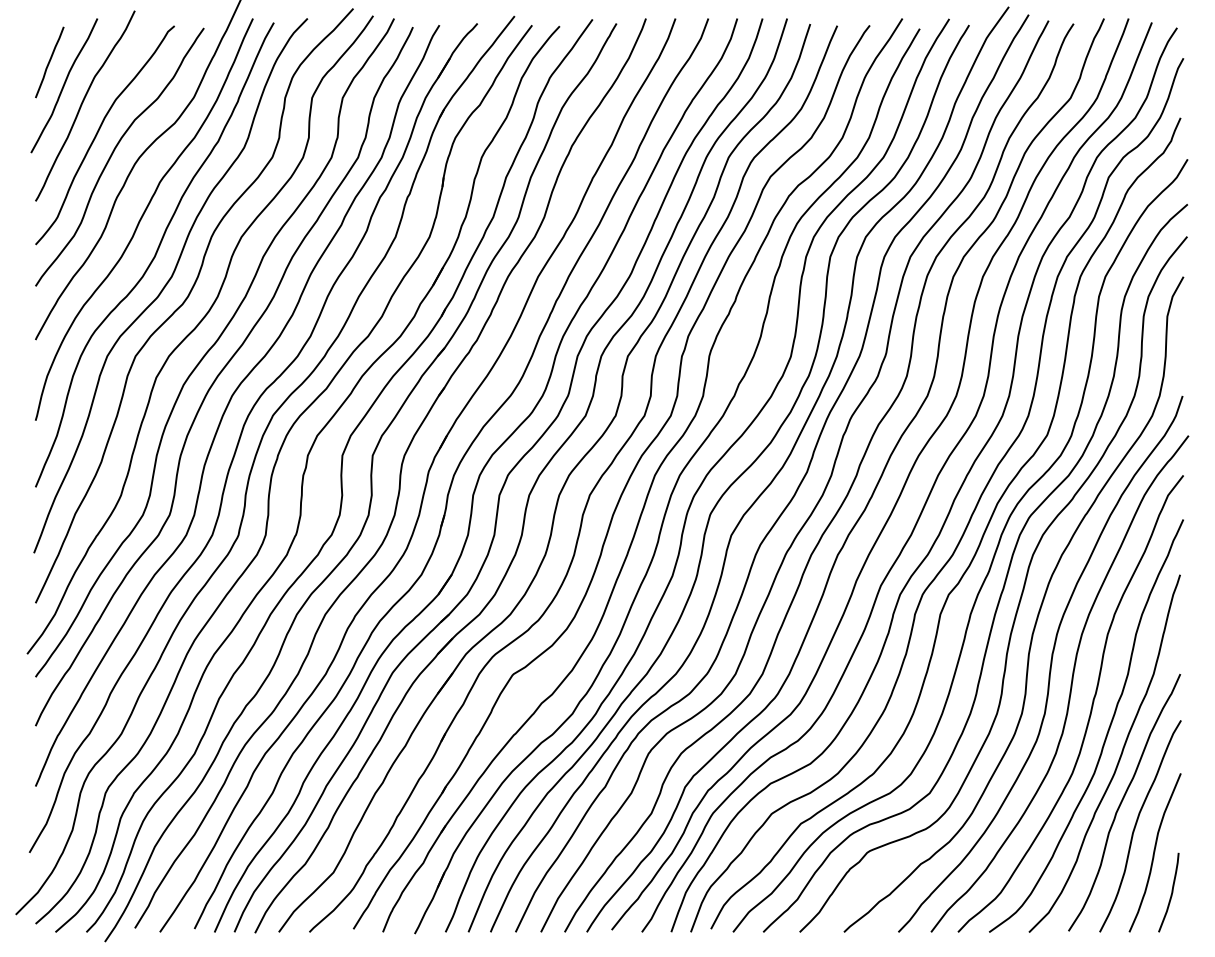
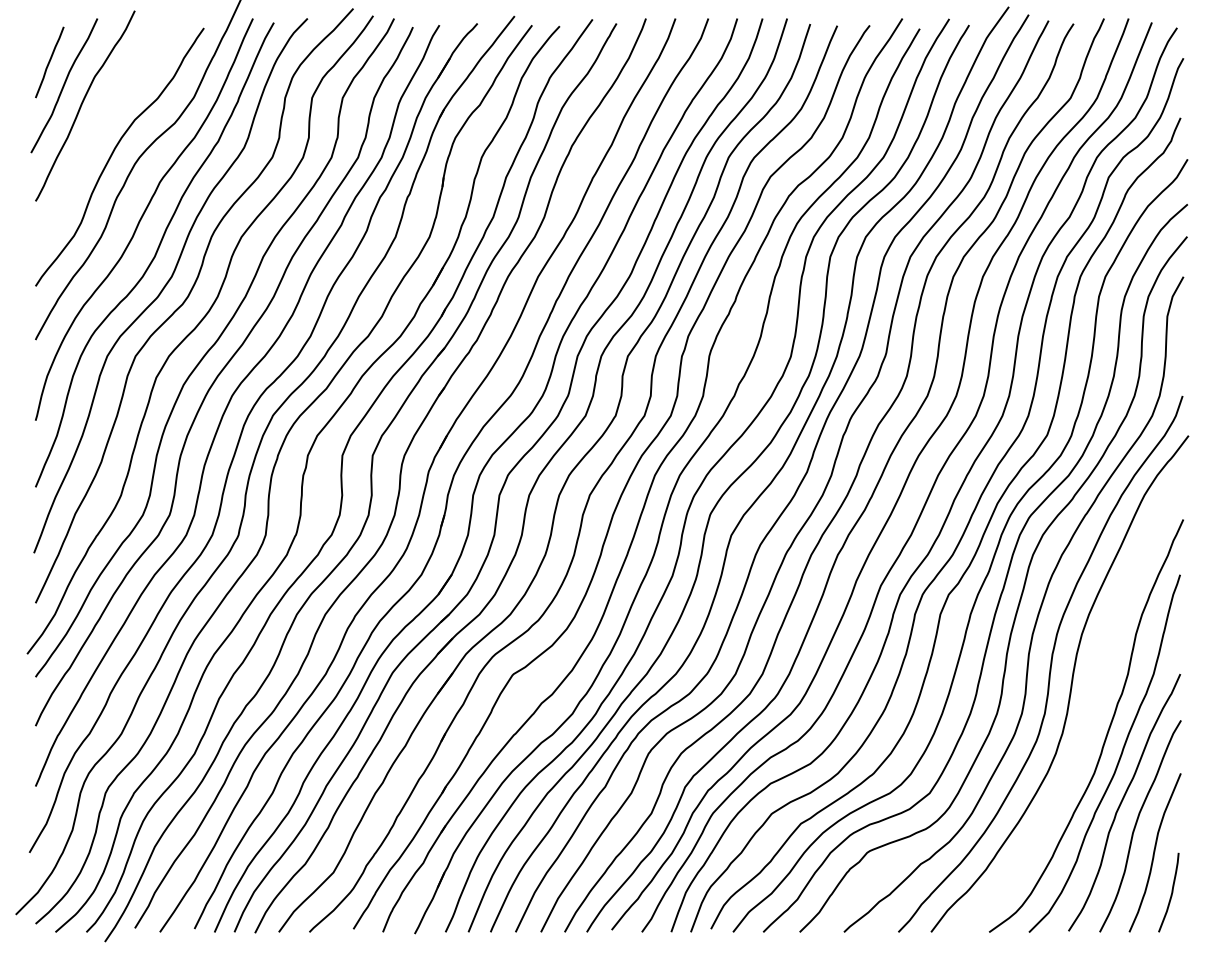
curve: present -> none (98, 133)
curve: present -> none (1090, 709)
